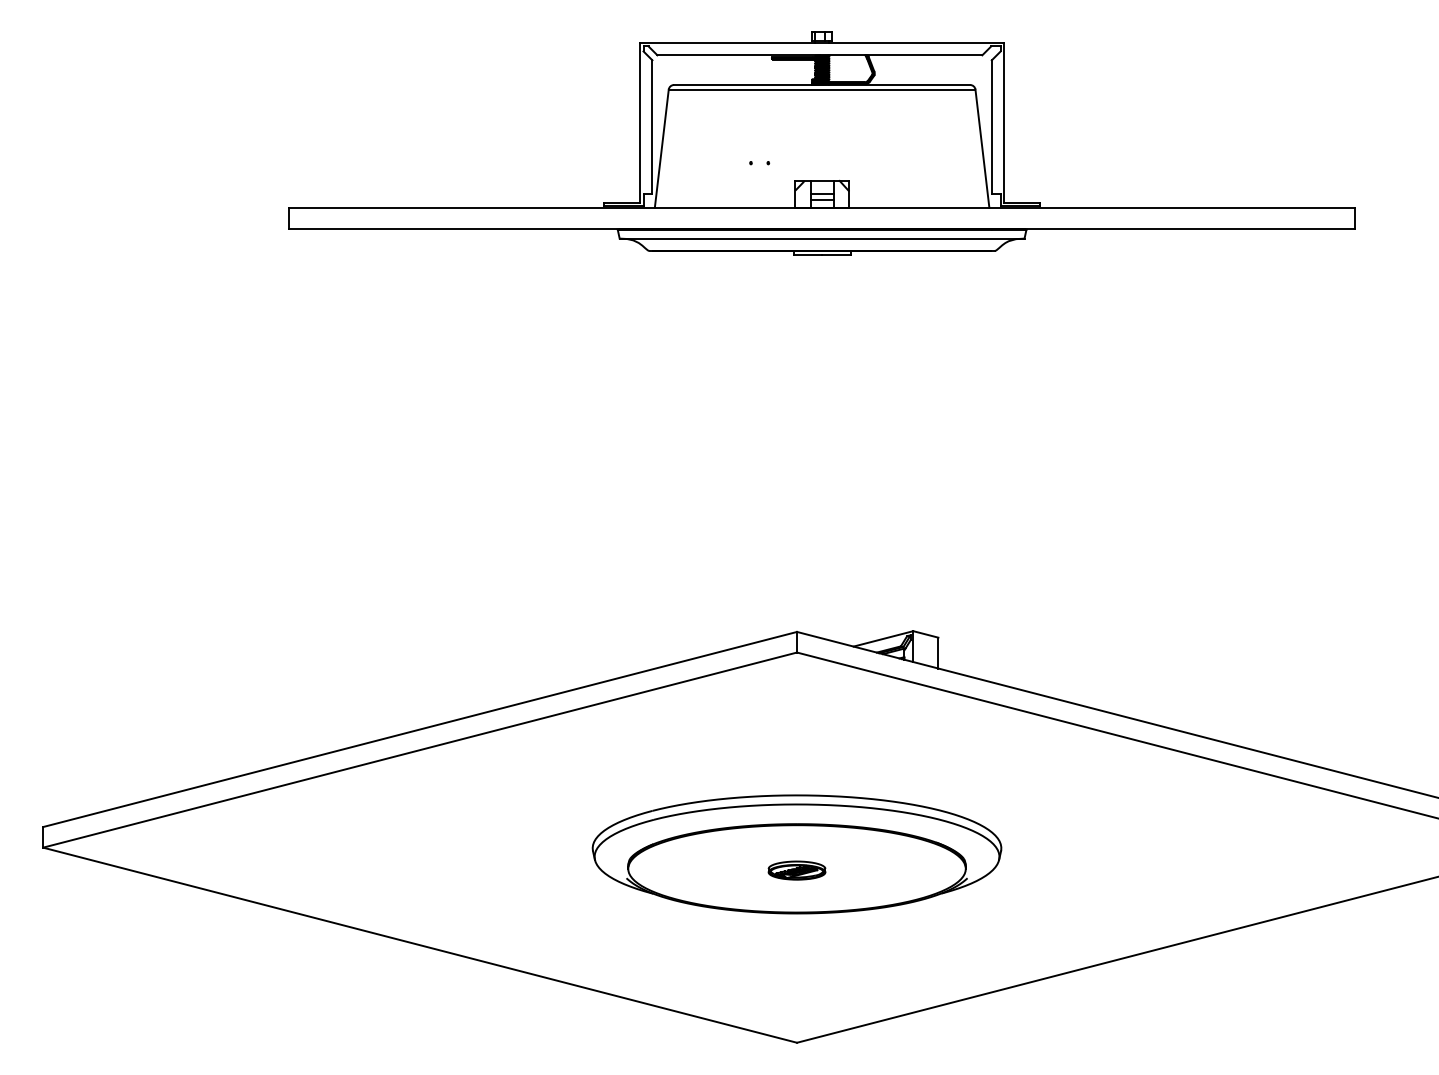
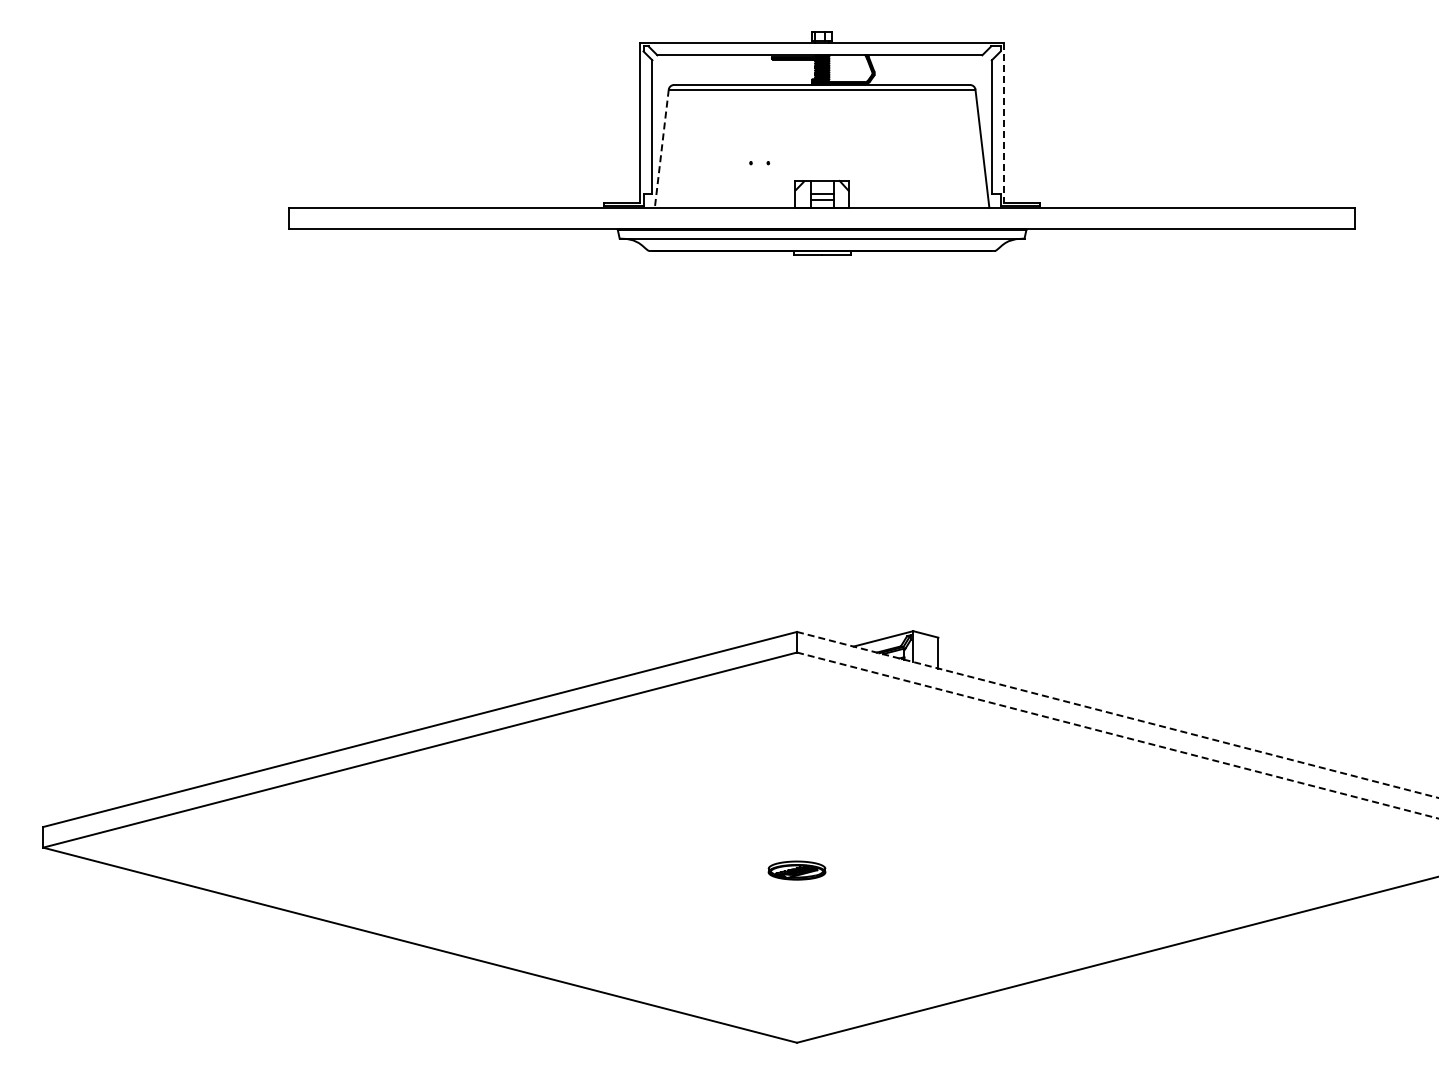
line: solid -> dashed (1004, 122)
line: solid -> dashed (661, 149)
line: solid -> dashed (1118, 715)
line: solid -> dashed (1118, 735)
part: present -> none (796, 854)
